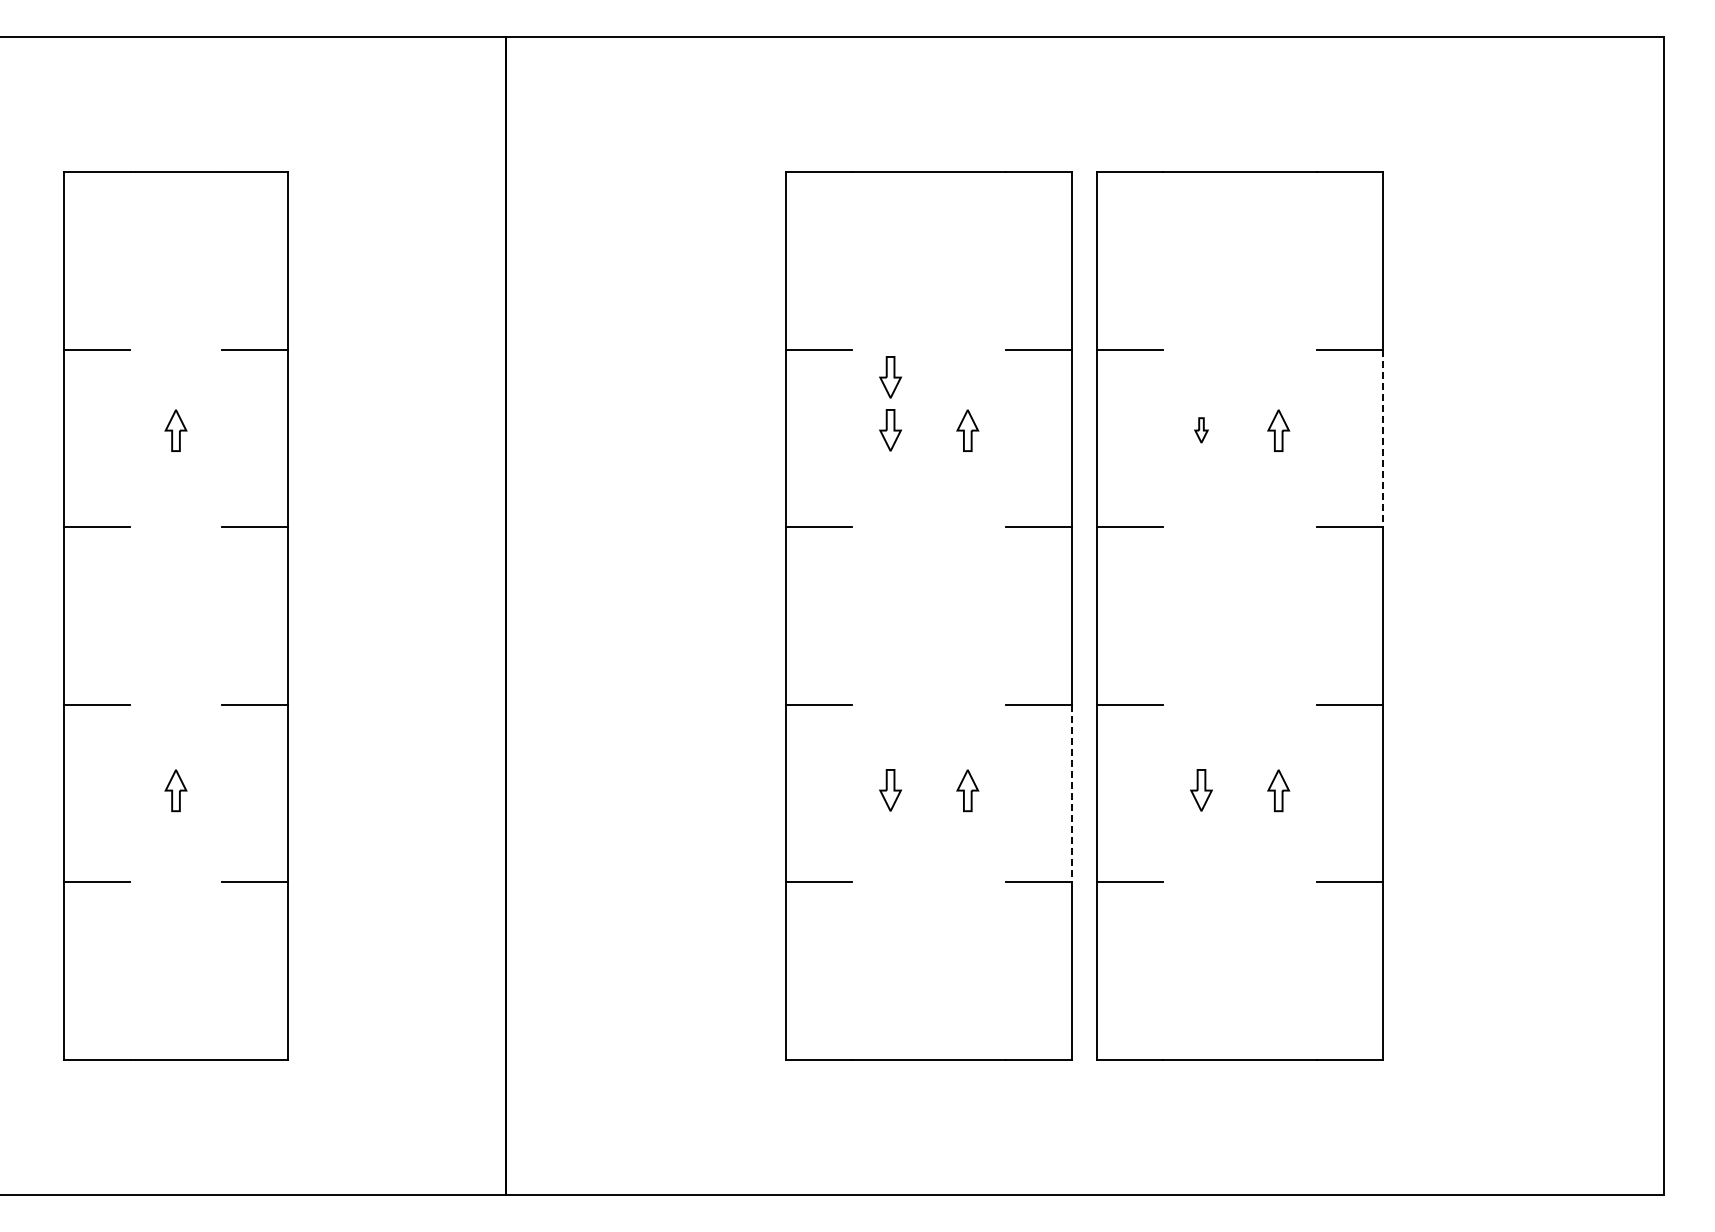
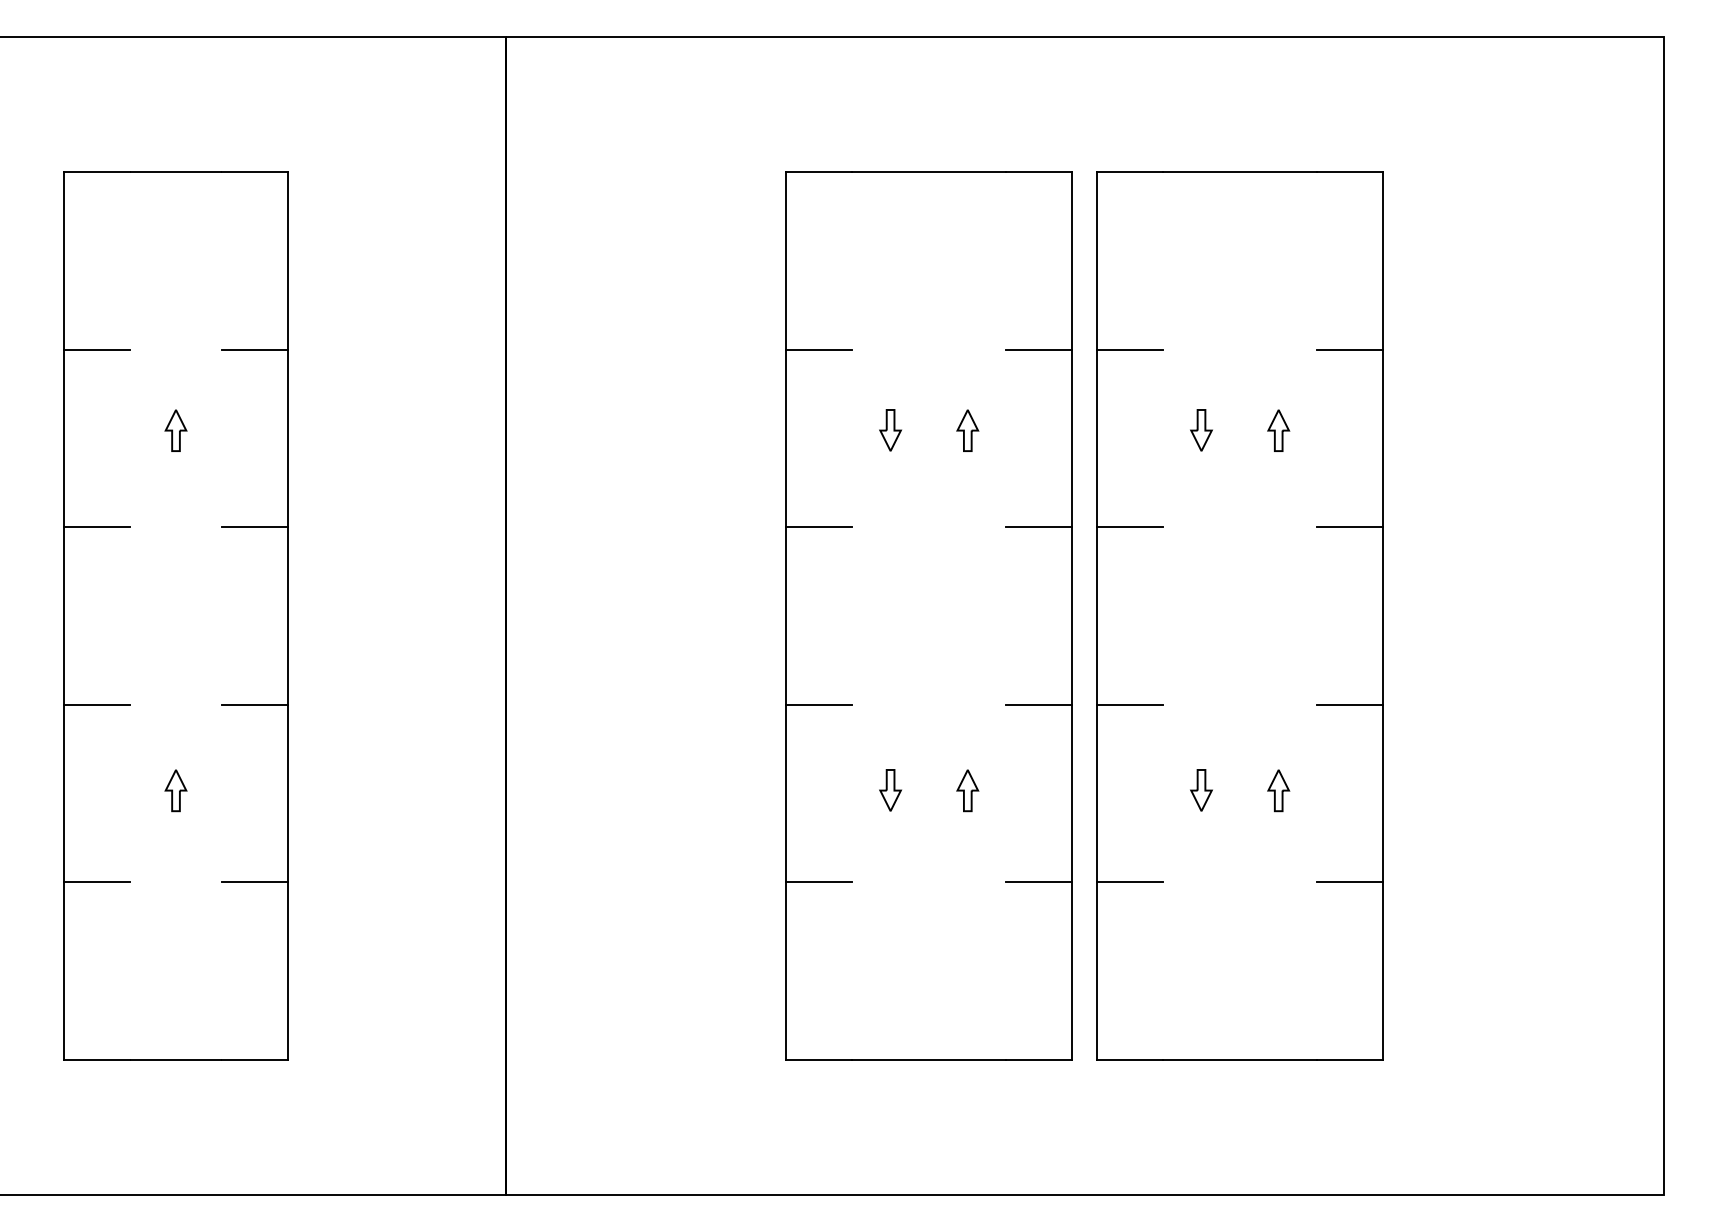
part: present -> none (890, 377)
part size: 15x27 px -> 23x43 px (1201, 430)
line: dashed -> solid (1382, 438)
line: dashed -> solid (1071, 793)
